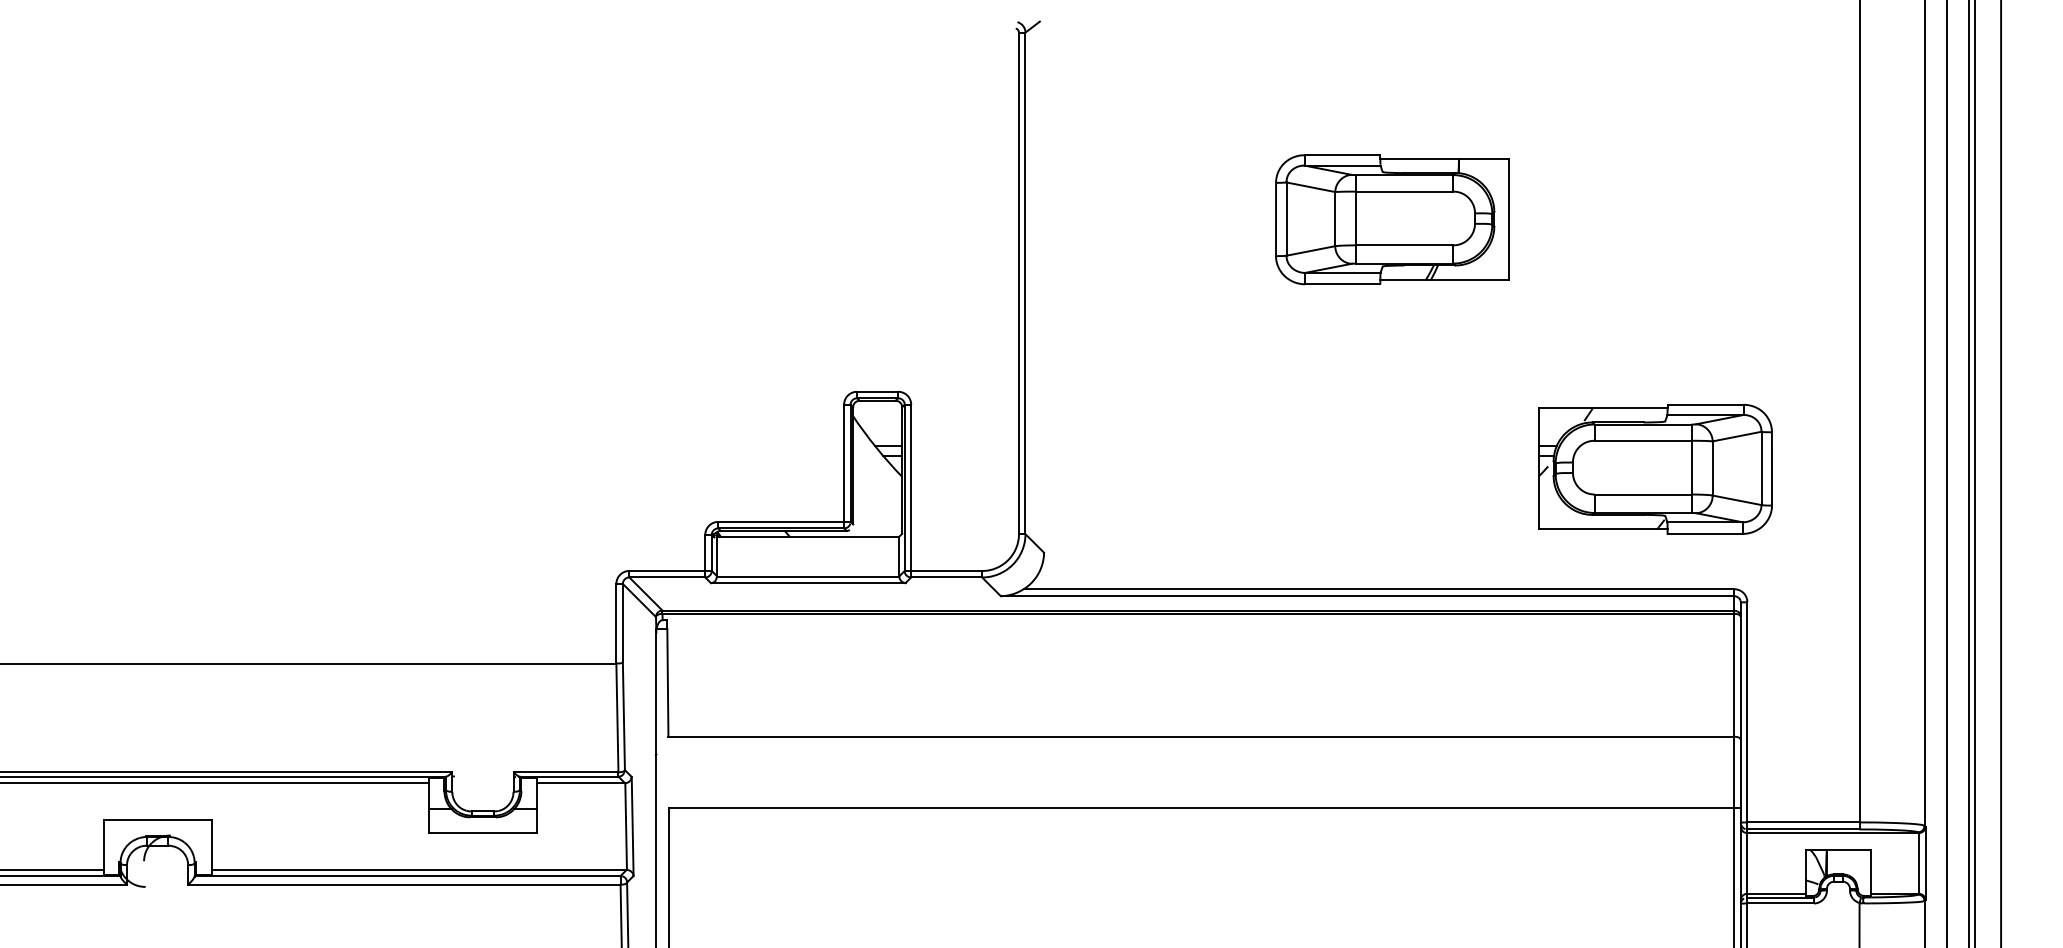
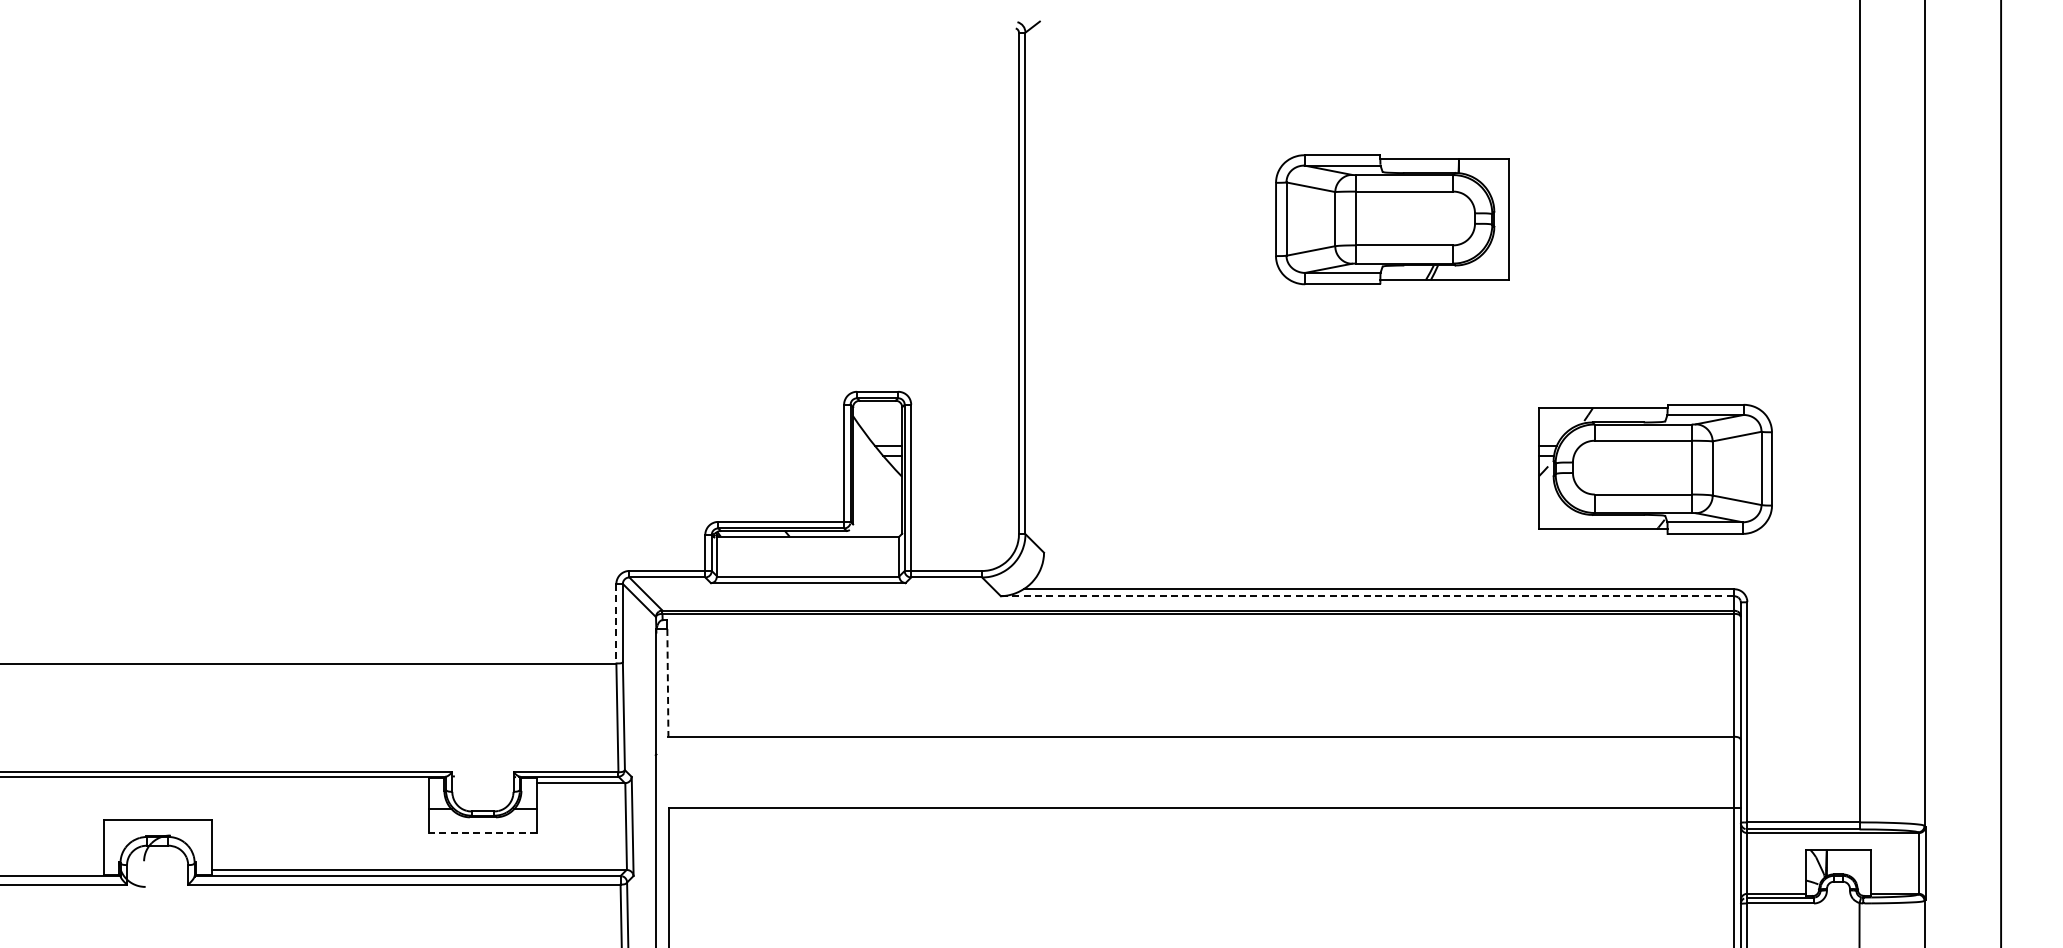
line: present -> none (1947, 473)
line: present -> none (1969, 473)
line: present -> none (1975, 473)
line: solid -> dashed (1367, 596)
line: solid -> dashed (616, 623)
line: solid -> dashed (667, 682)
line: present -> none (215, 783)
line: solid -> dashed (482, 832)
line: present -> none (52, 869)
